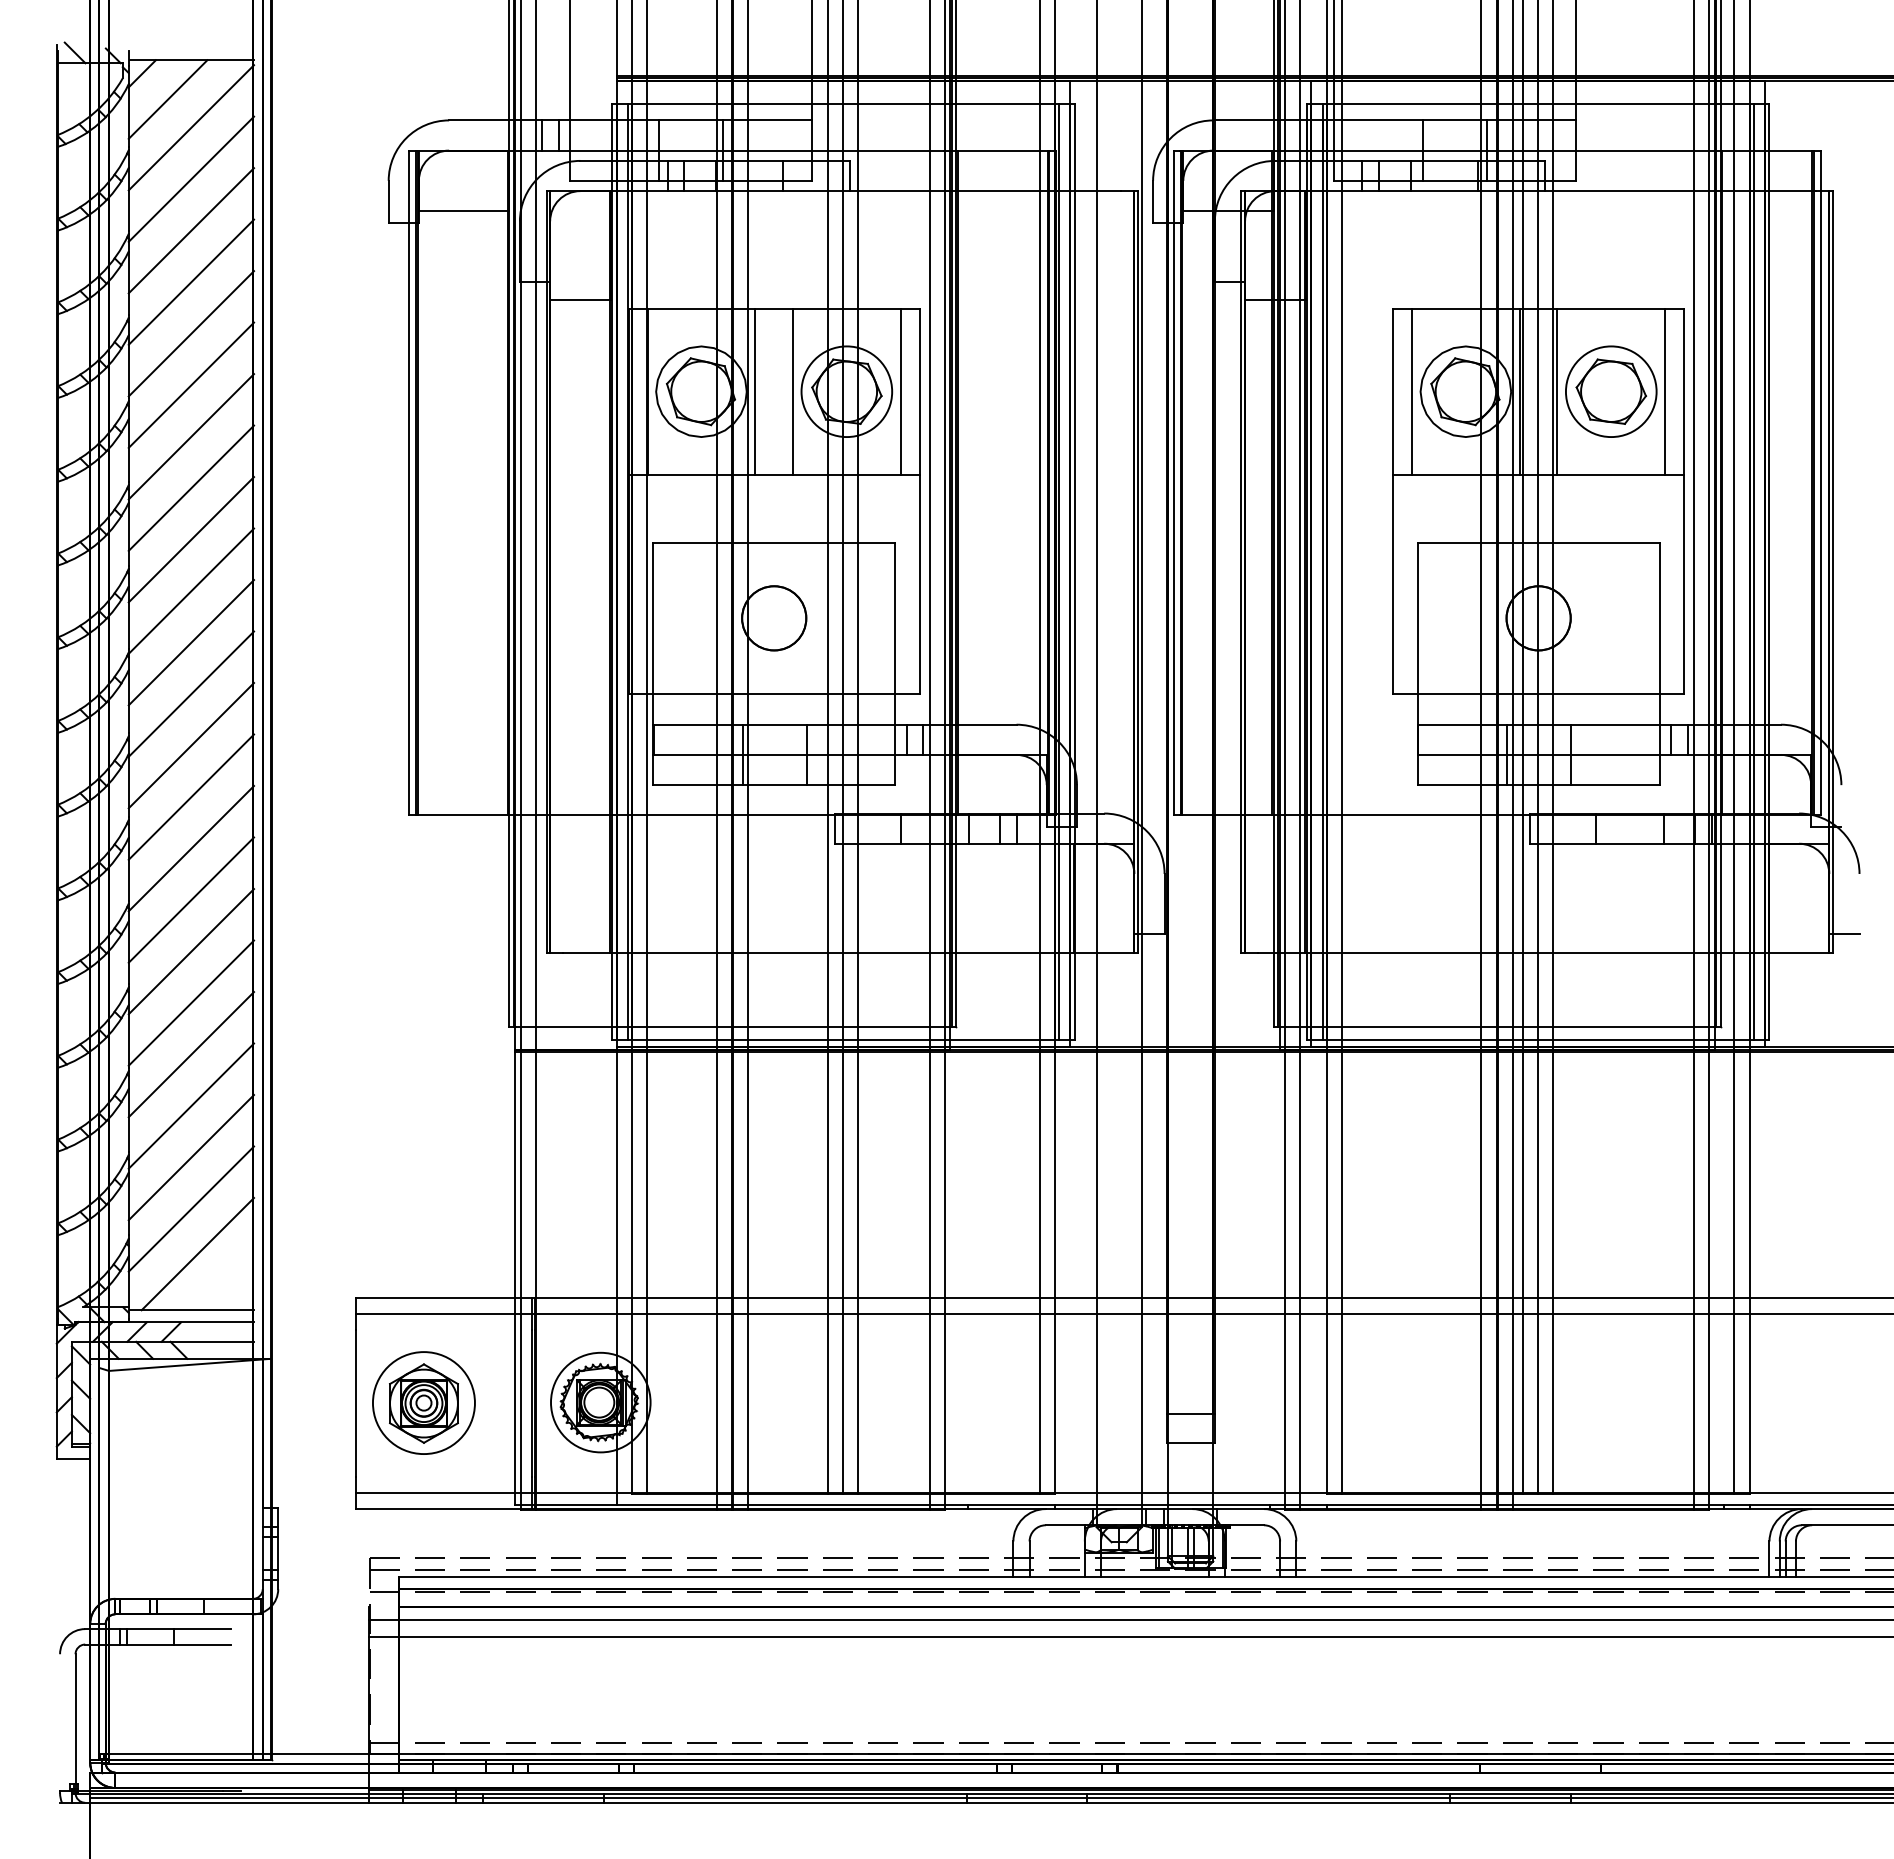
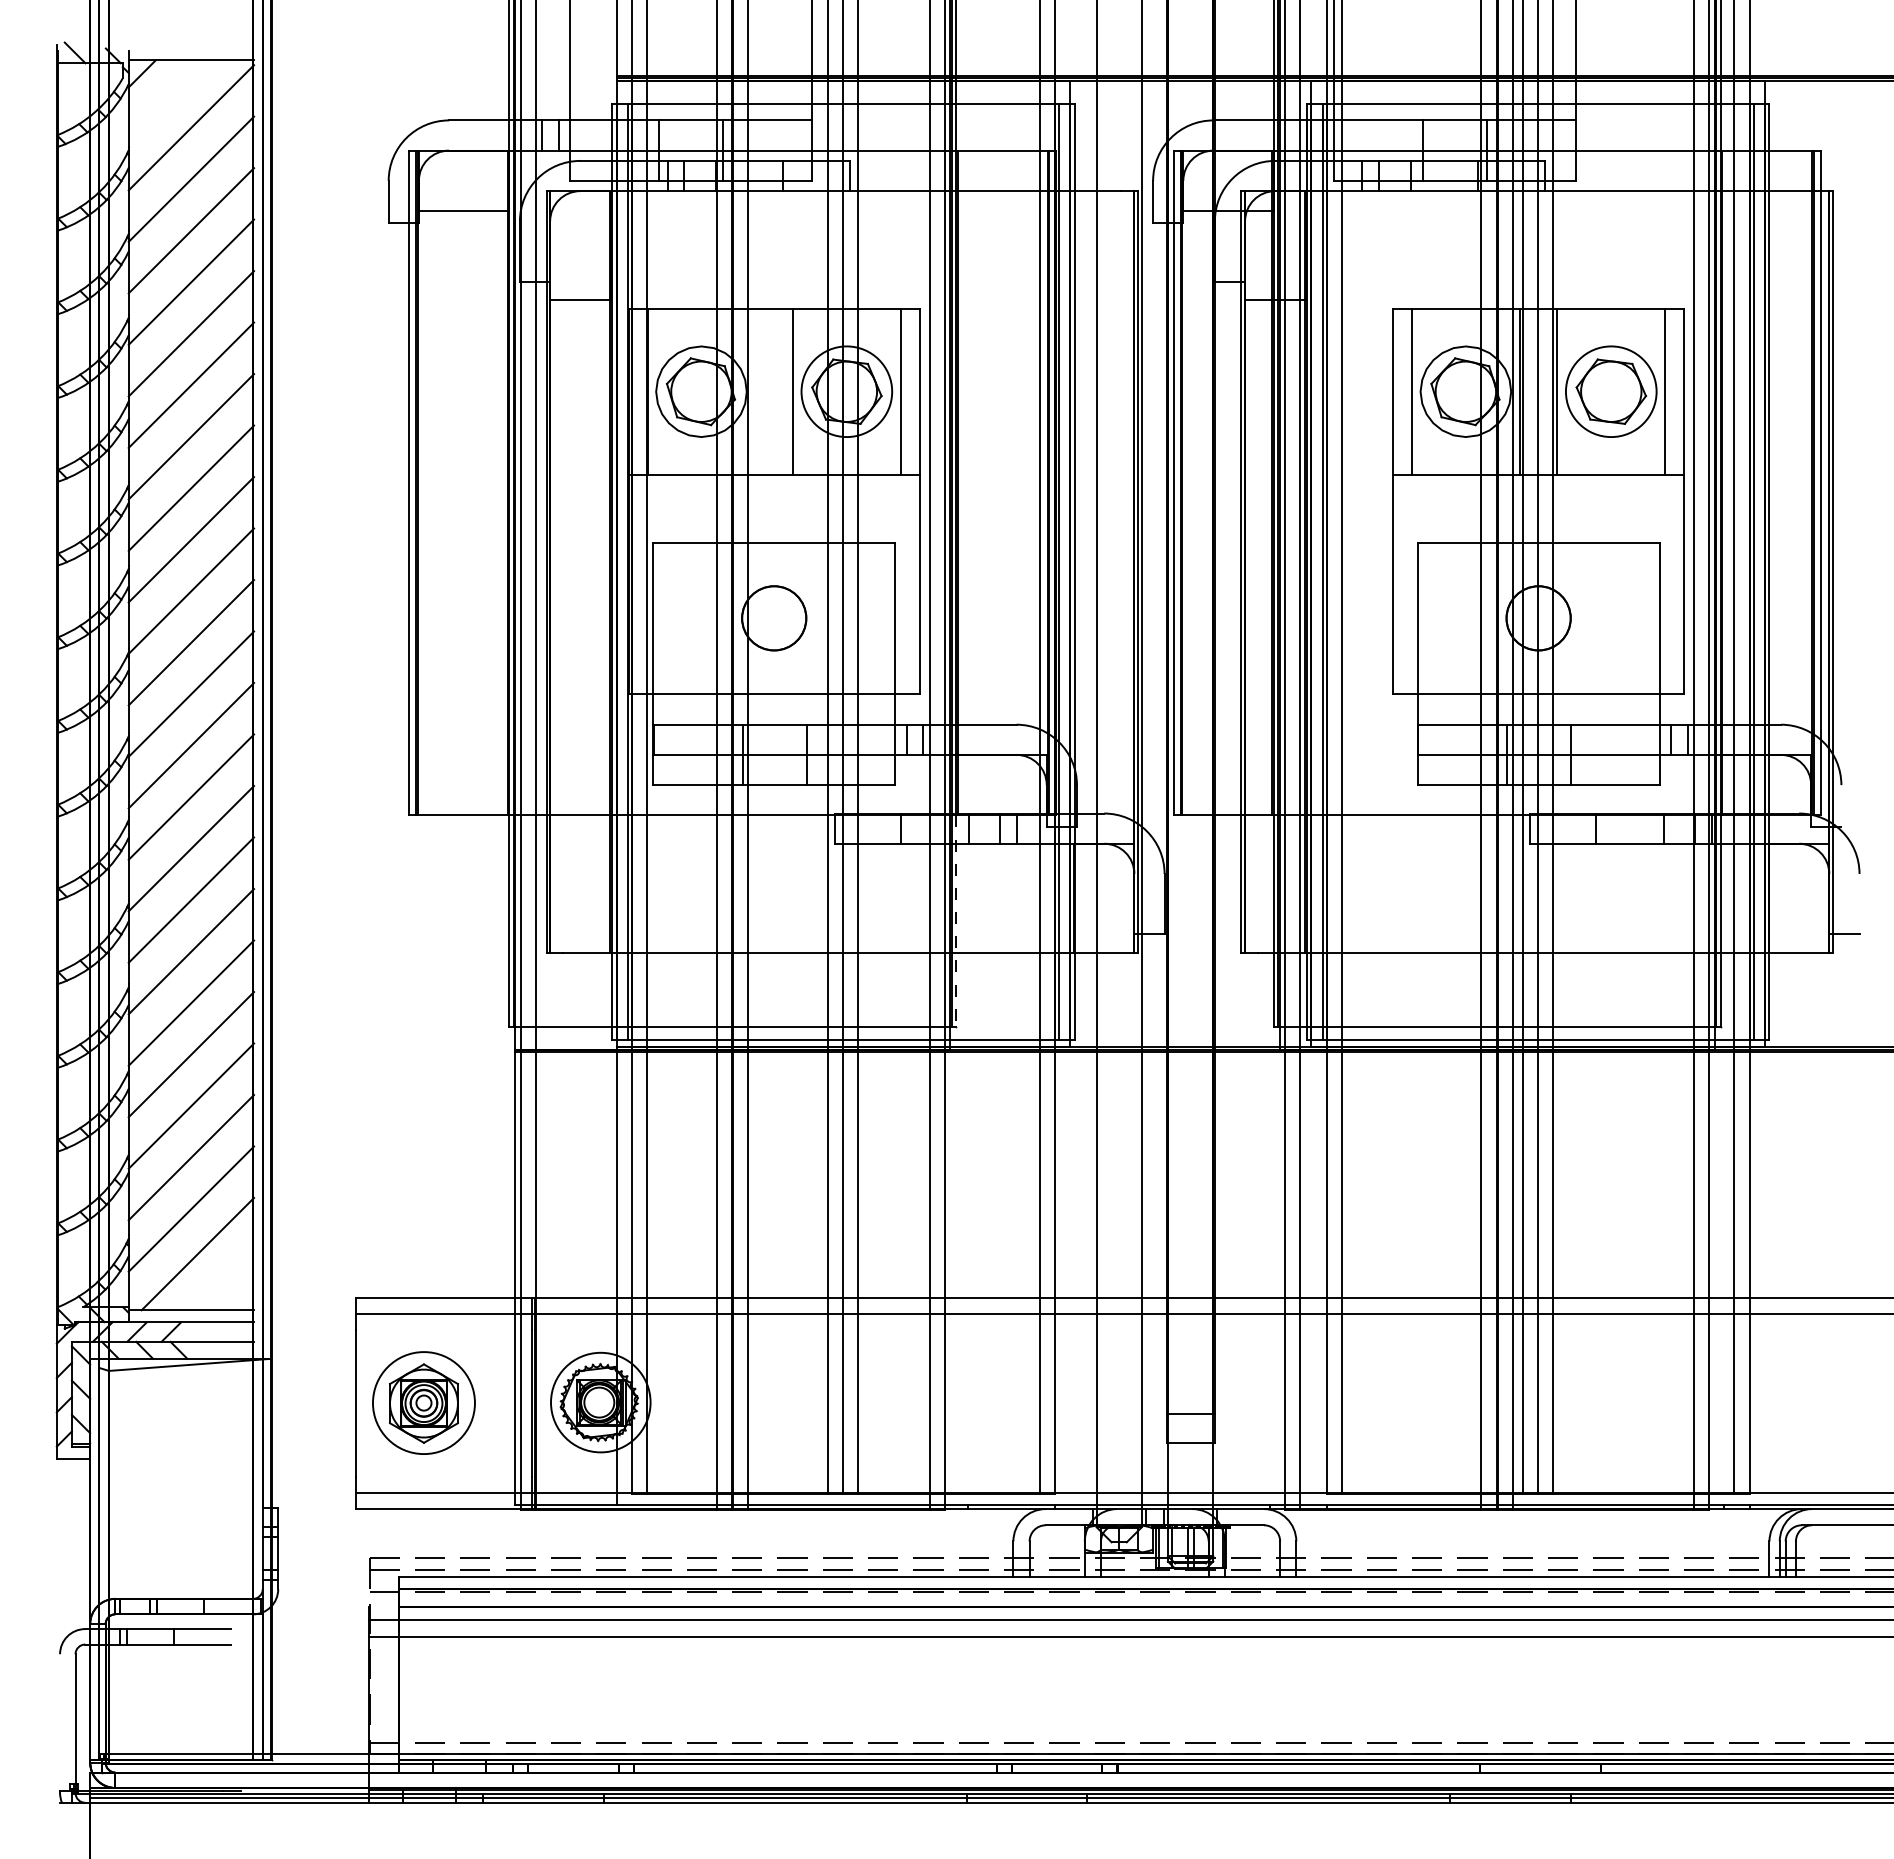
line: present -> none (167, 99)
line: present -> none (755, 391)
line: solid -> dashed (956, 921)
